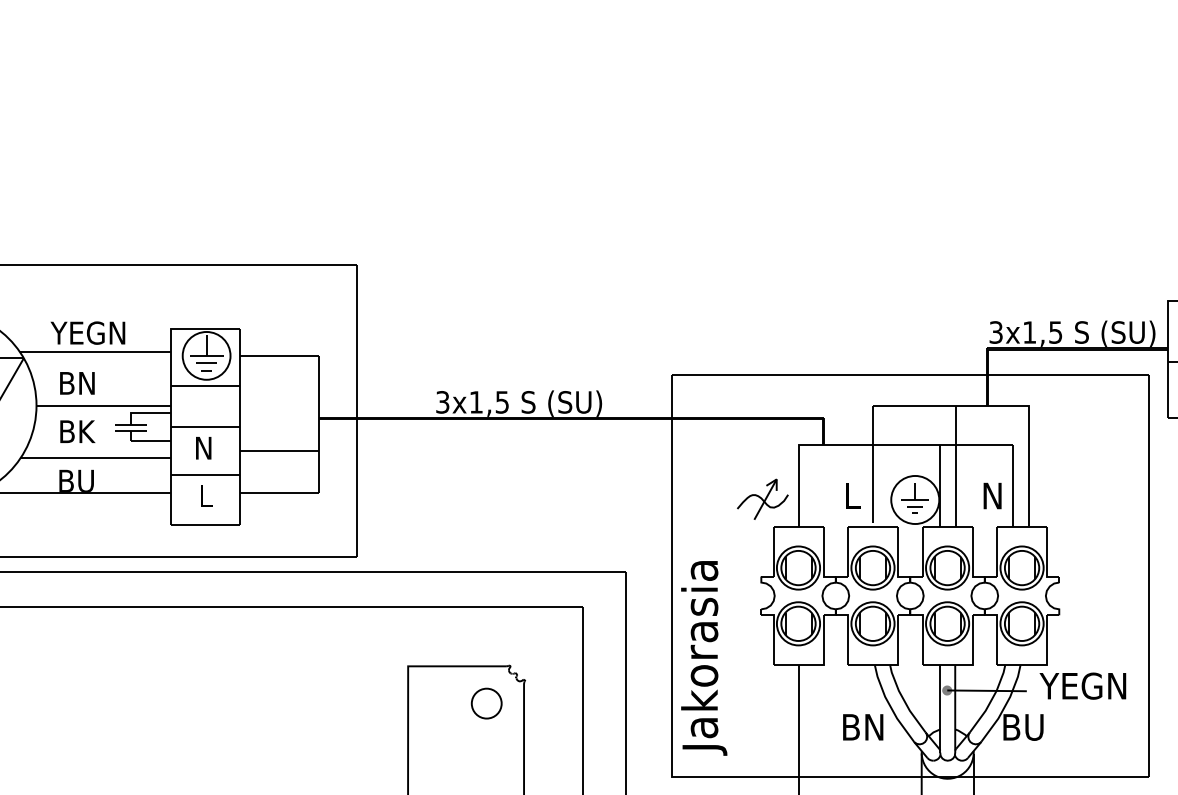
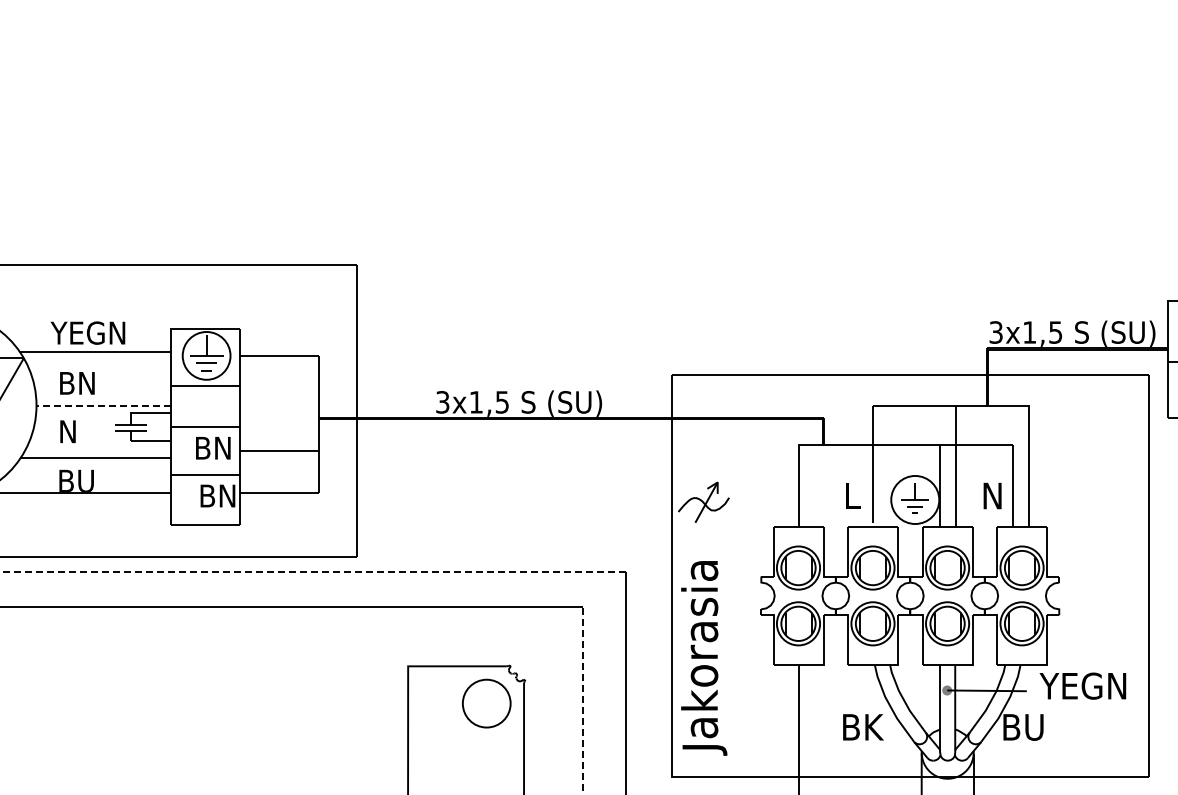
line: solid -> dashed (103, 405)
text: BK -> N (79, 431)
text: N -> BN (214, 447)
text: L -> BN (217, 495)
part position: (762, 498) -> (703, 501) (703, 501)
line: solid -> dashed (313, 571)
line: solid -> dashed (582, 700)
circle diameter: 30 px -> 48 px (486, 703)
text: BN -> BK (875, 727)
